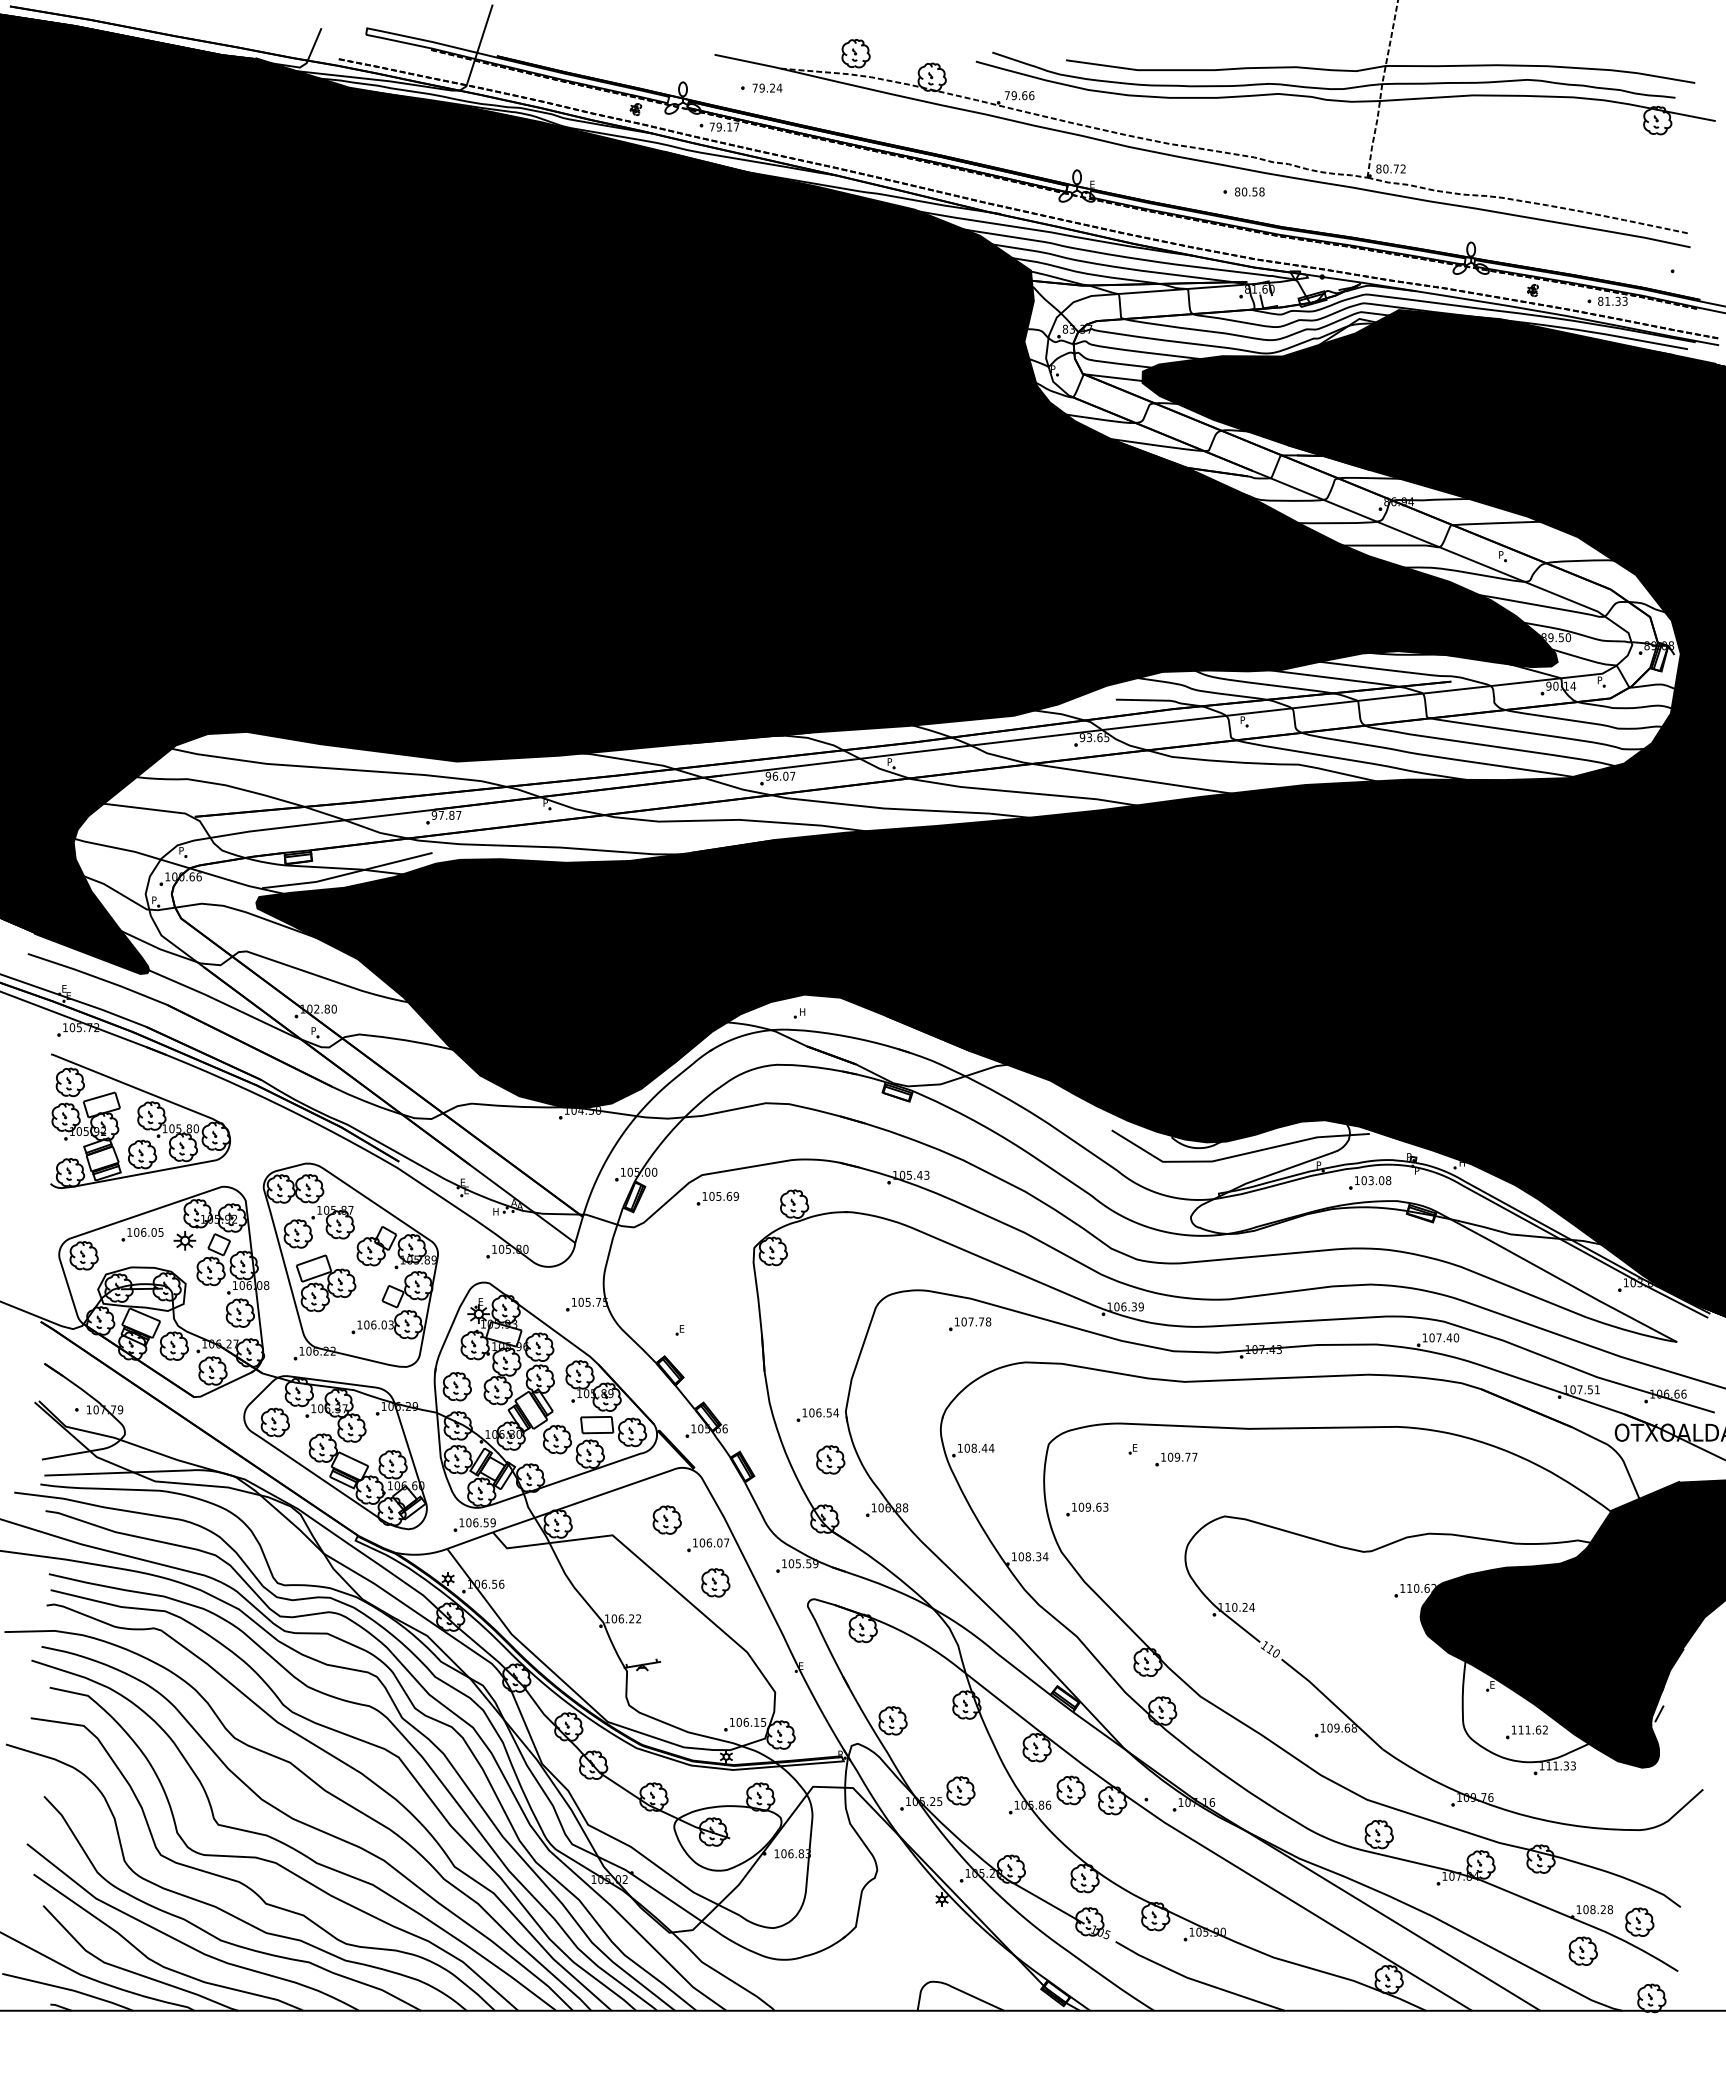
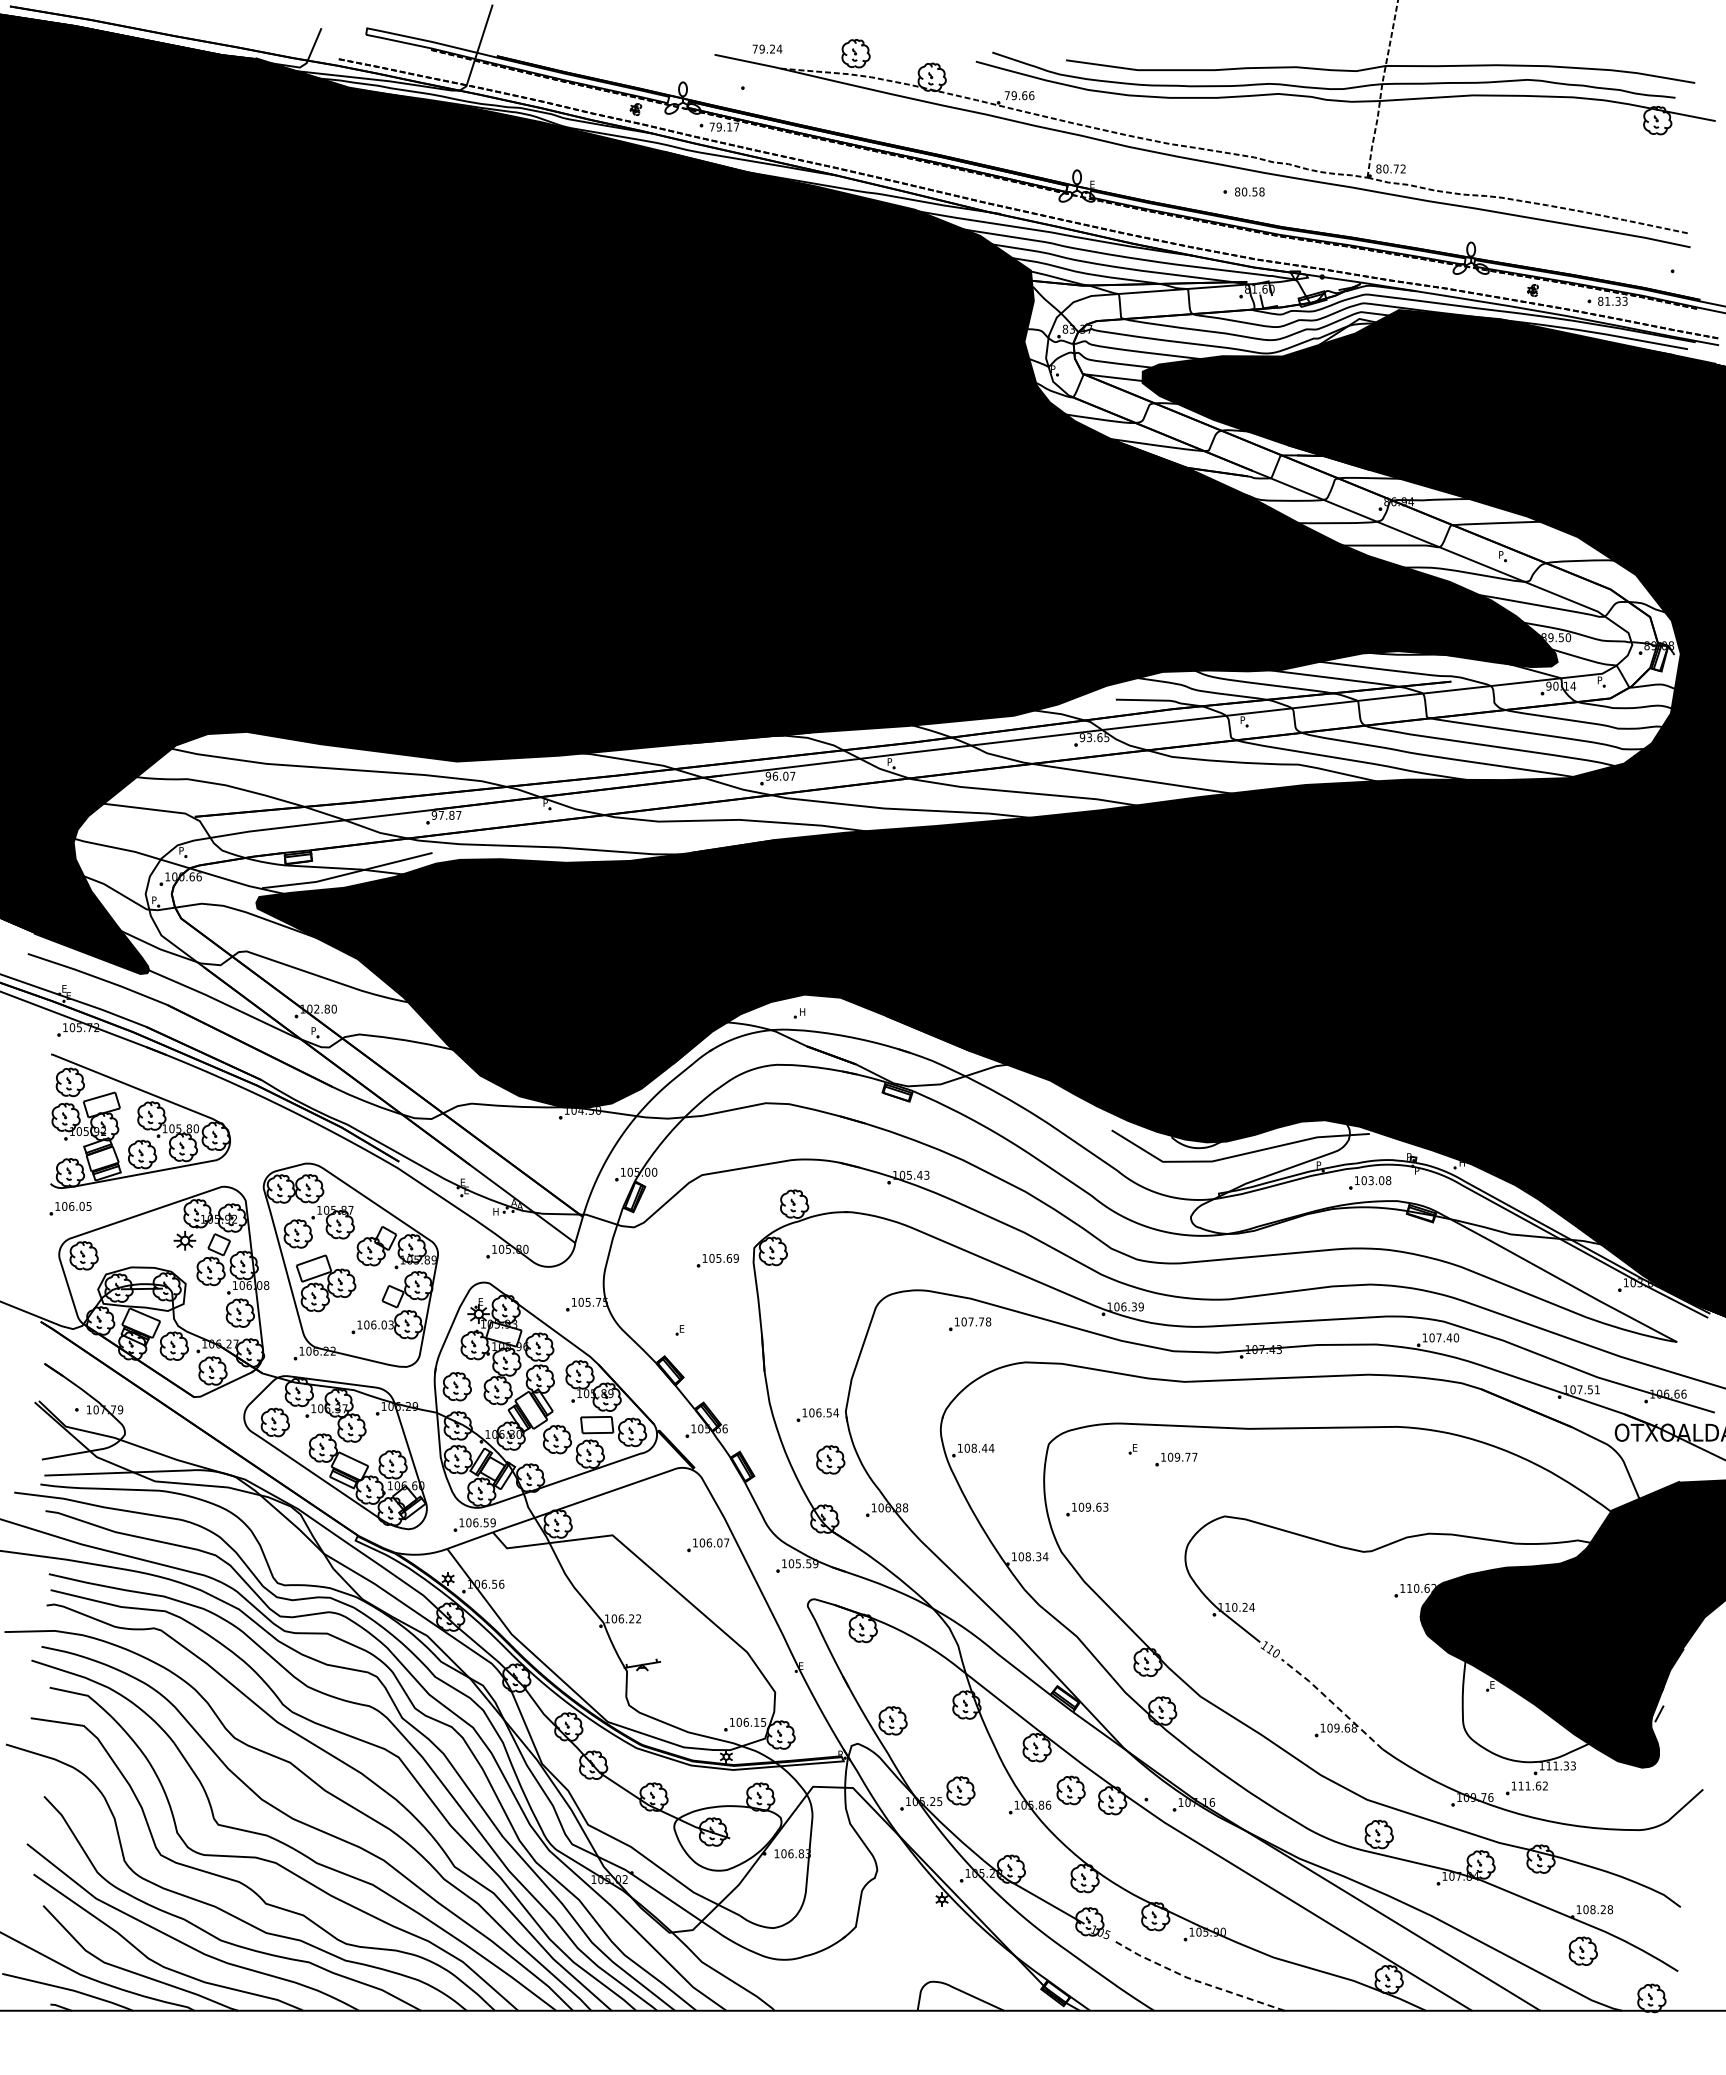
text position: (767, 87) -> (767, 48) (767, 48)
part position: (717, 1198) -> (717, 1260) (717, 1260)
part position: (142, 1234) -> (70, 1208) (70, 1208)
part: present -> none (666, 1519)
part: present -> none (715, 1582)
line: solid -> dashed (1332, 1702)
part position: (1526, 1732) -> (1526, 1788) (1526, 1788)
part: present -> none (1639, 1921)
line: solid -> dashed (1196, 1980)
